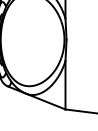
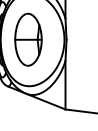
part: none -> present (28, 39)
